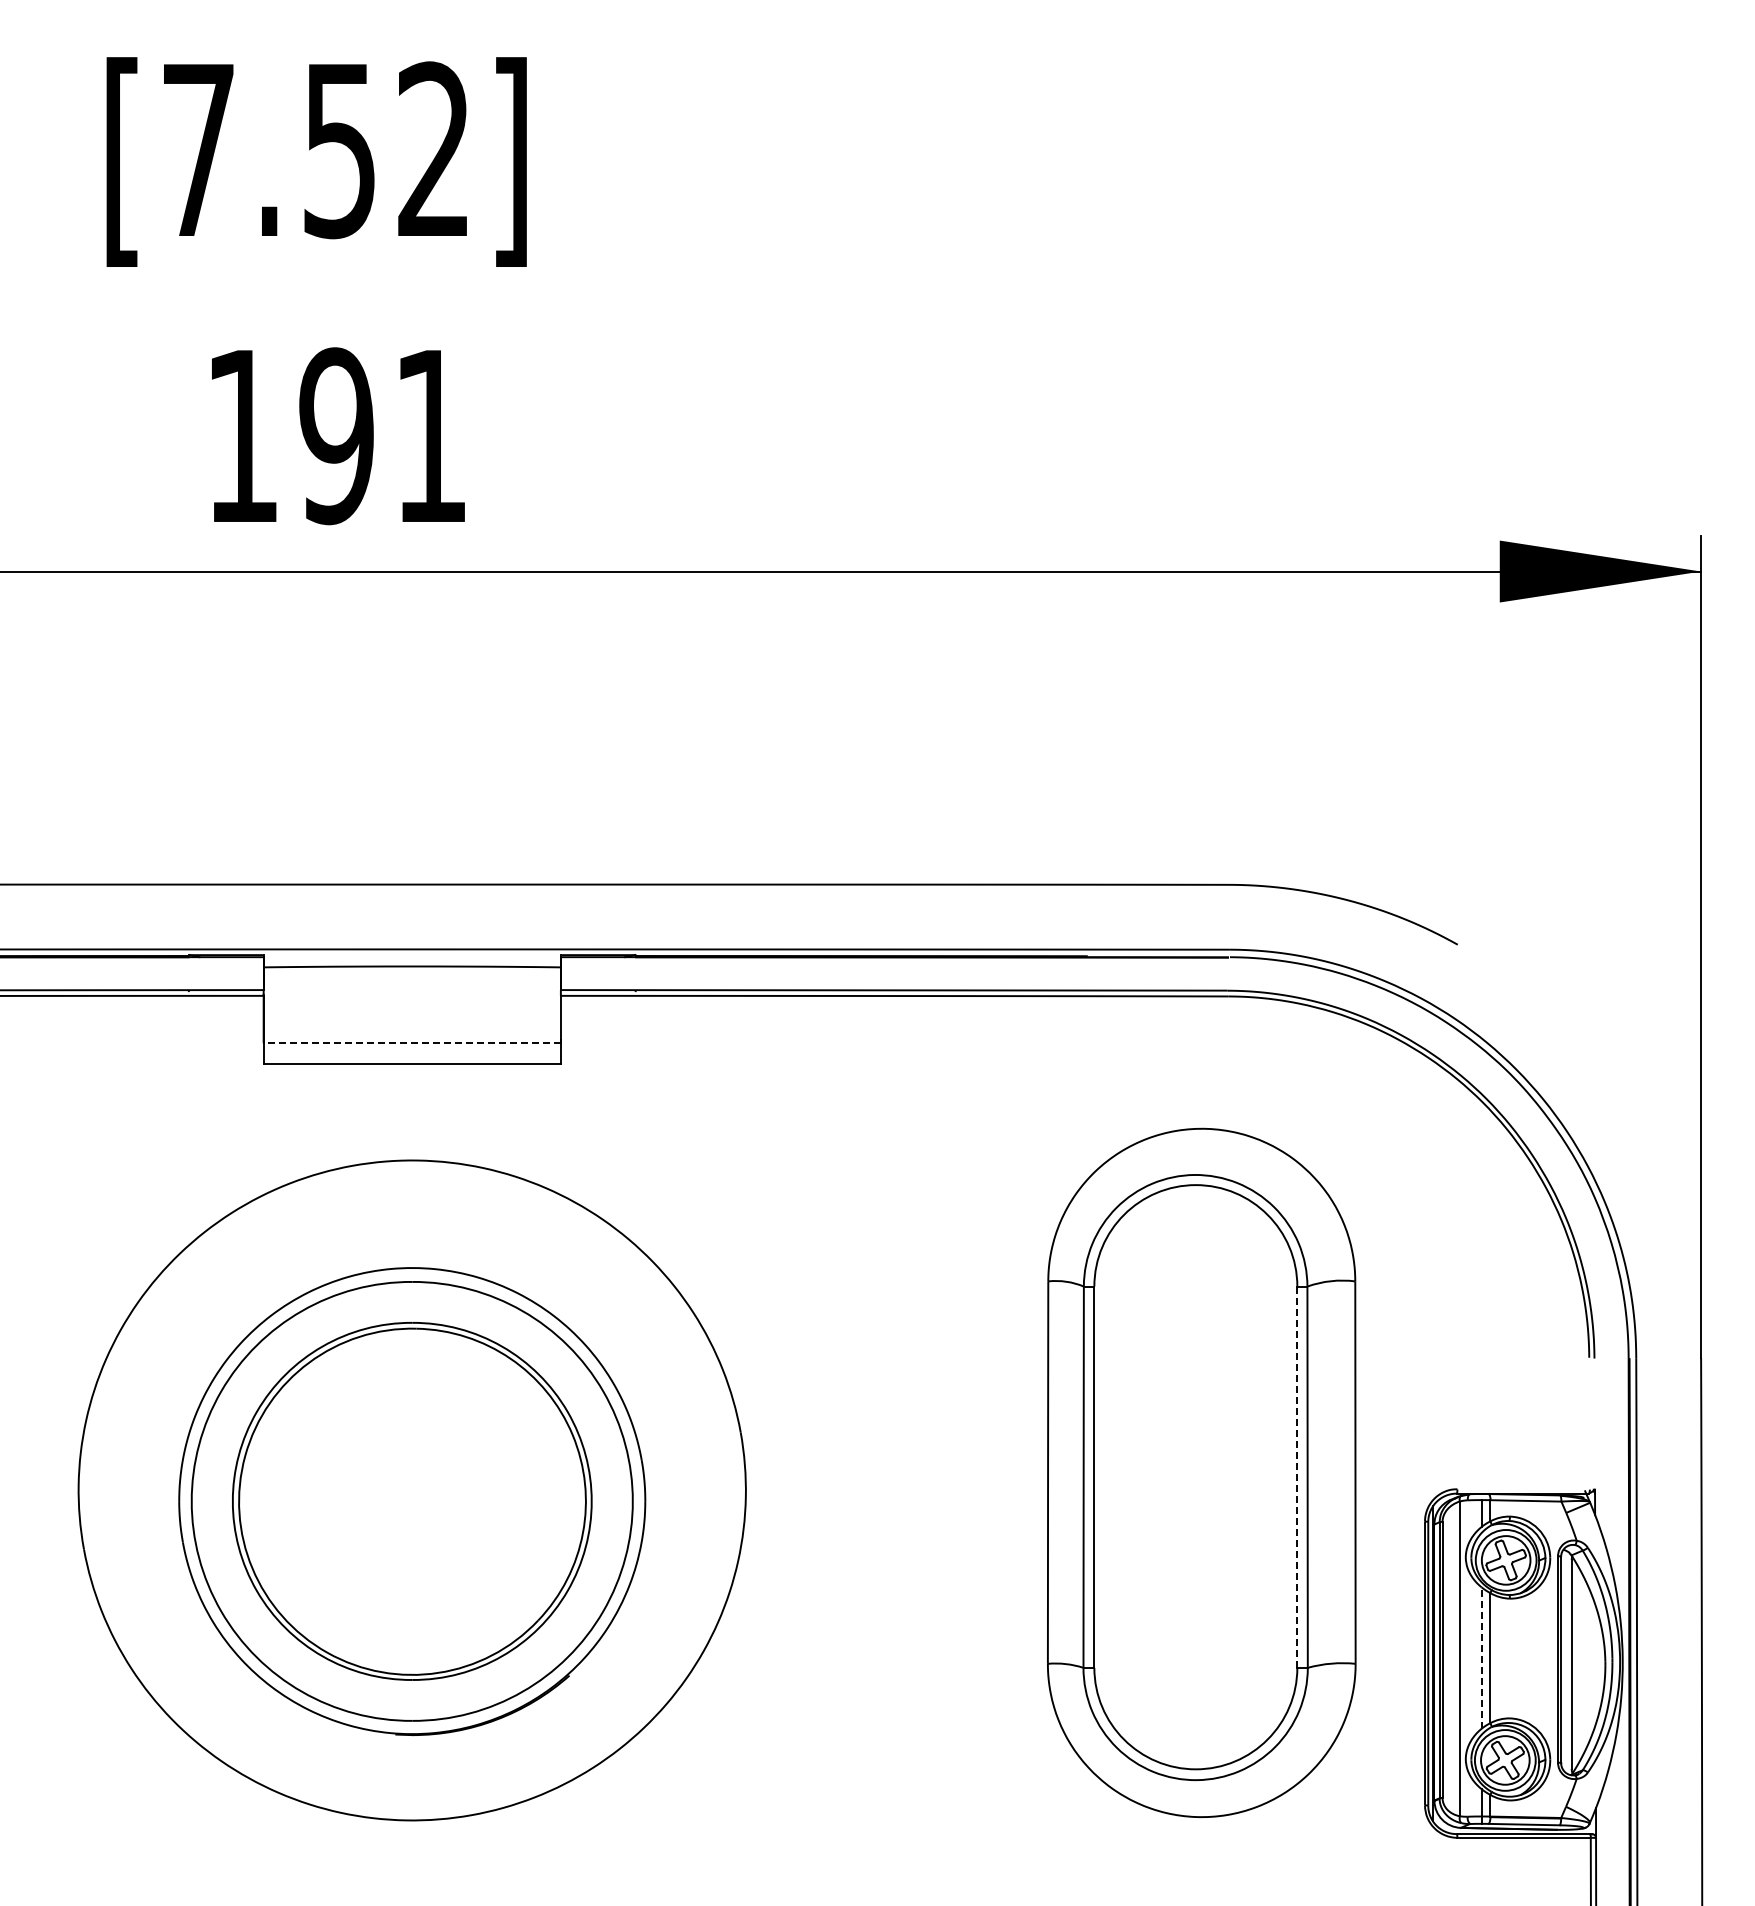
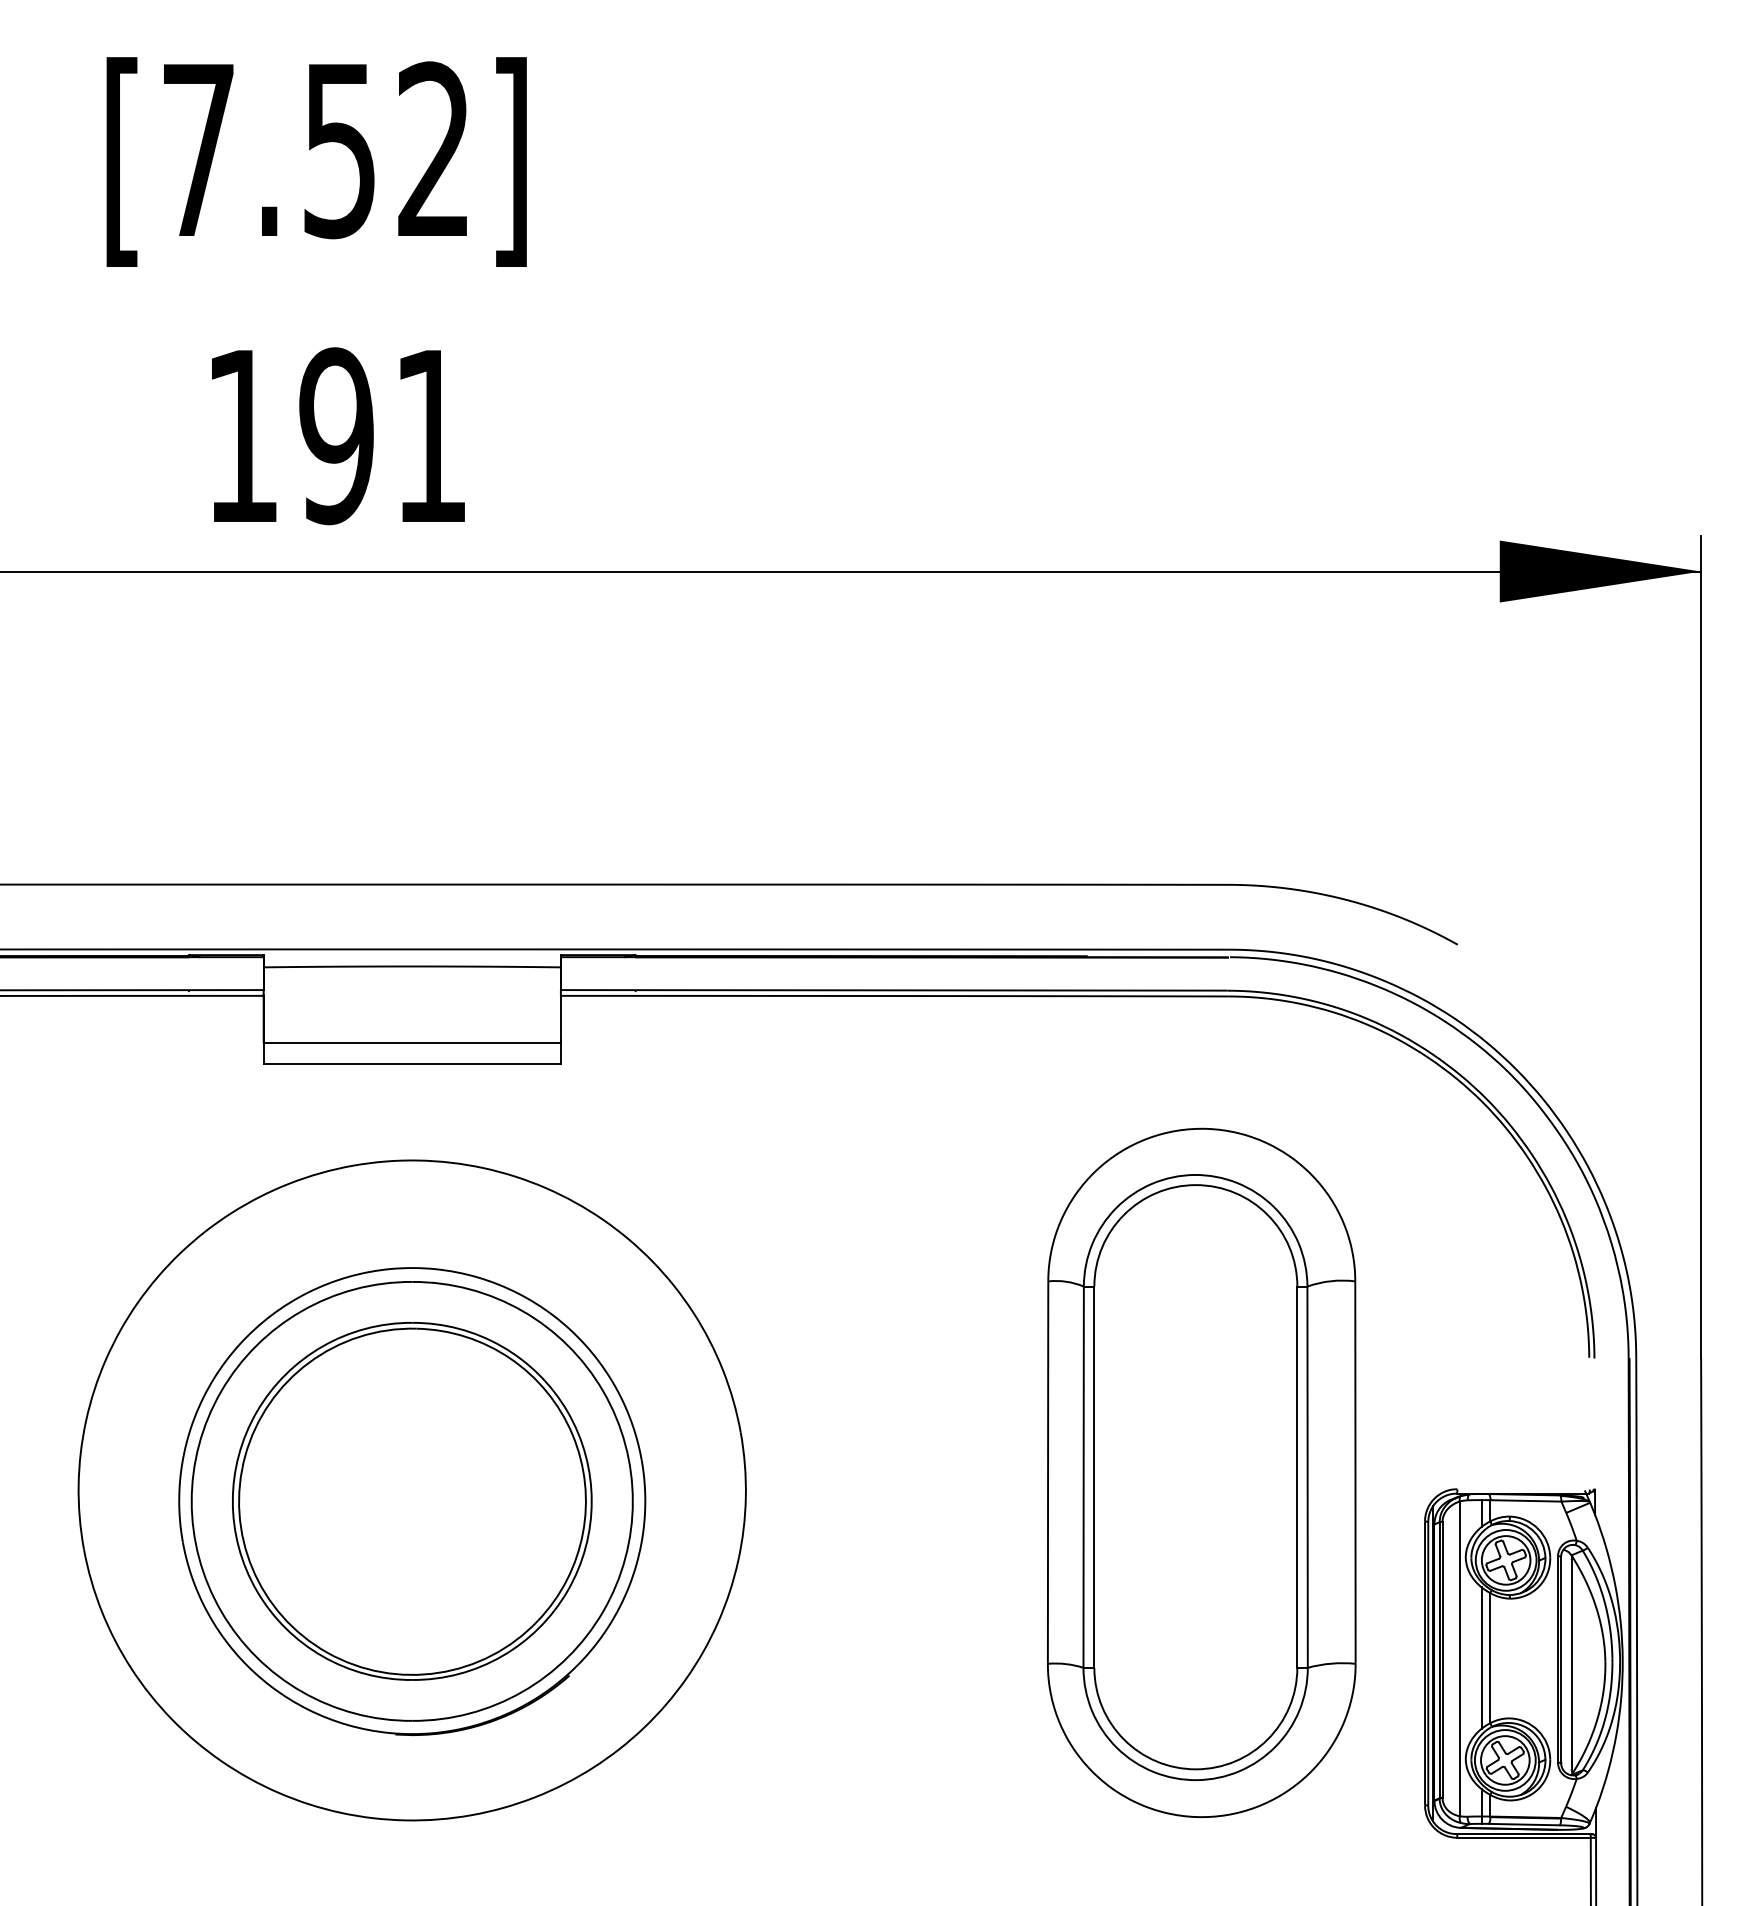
line: dashed -> solid (412, 1043)
line: dashed -> solid (1297, 1477)
line: dashed -> solid (1481, 1658)
